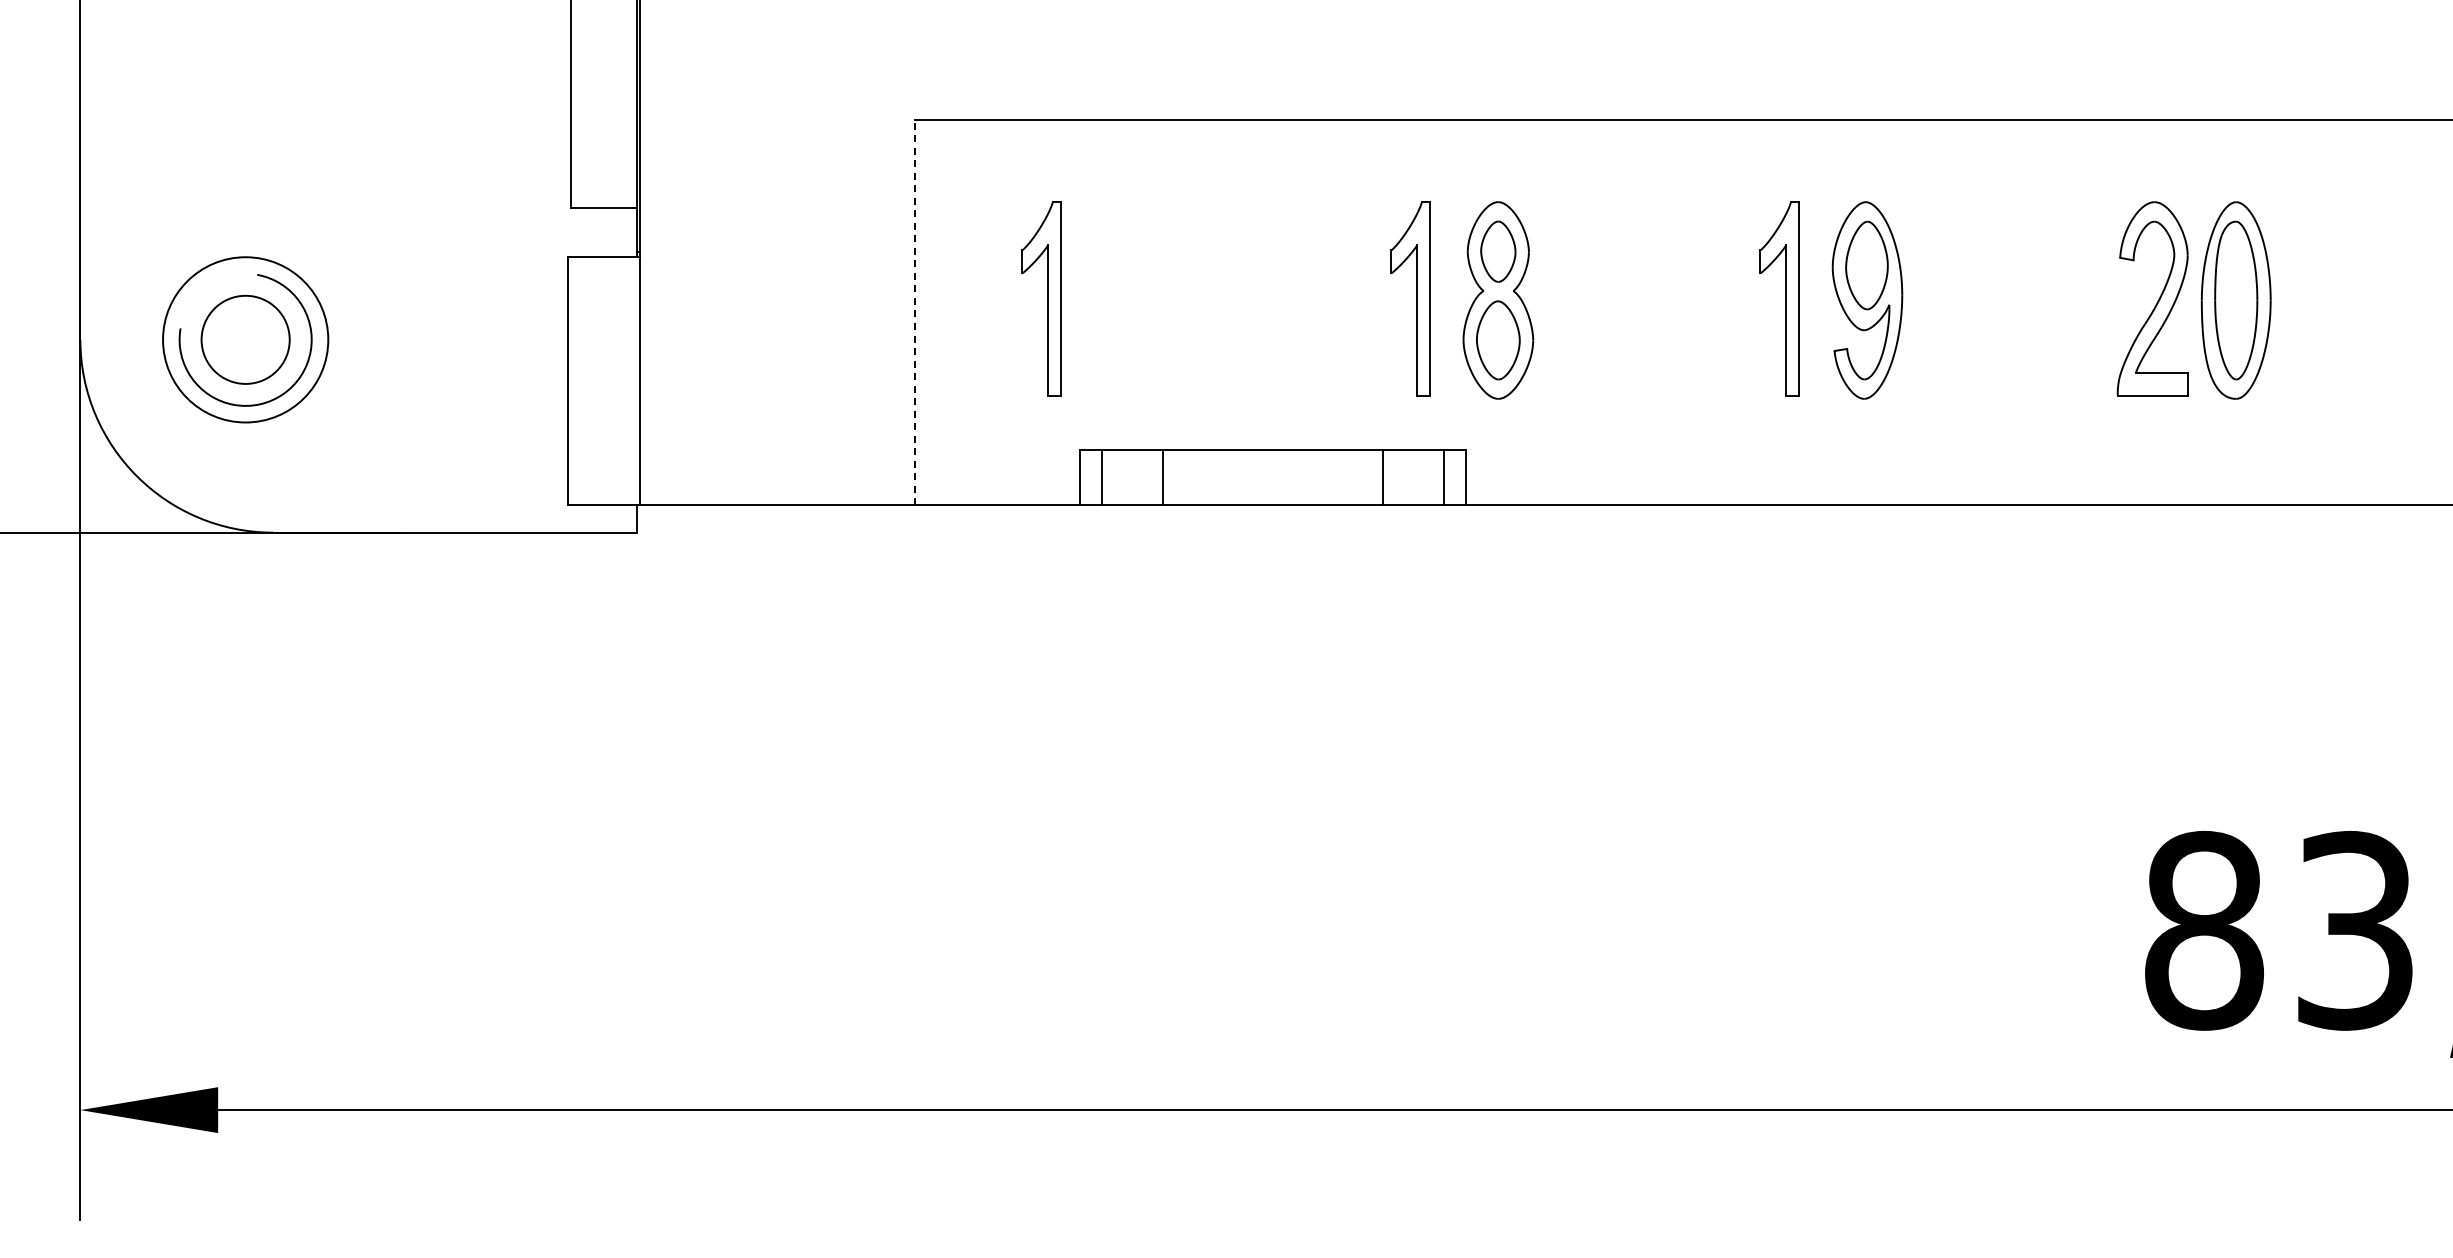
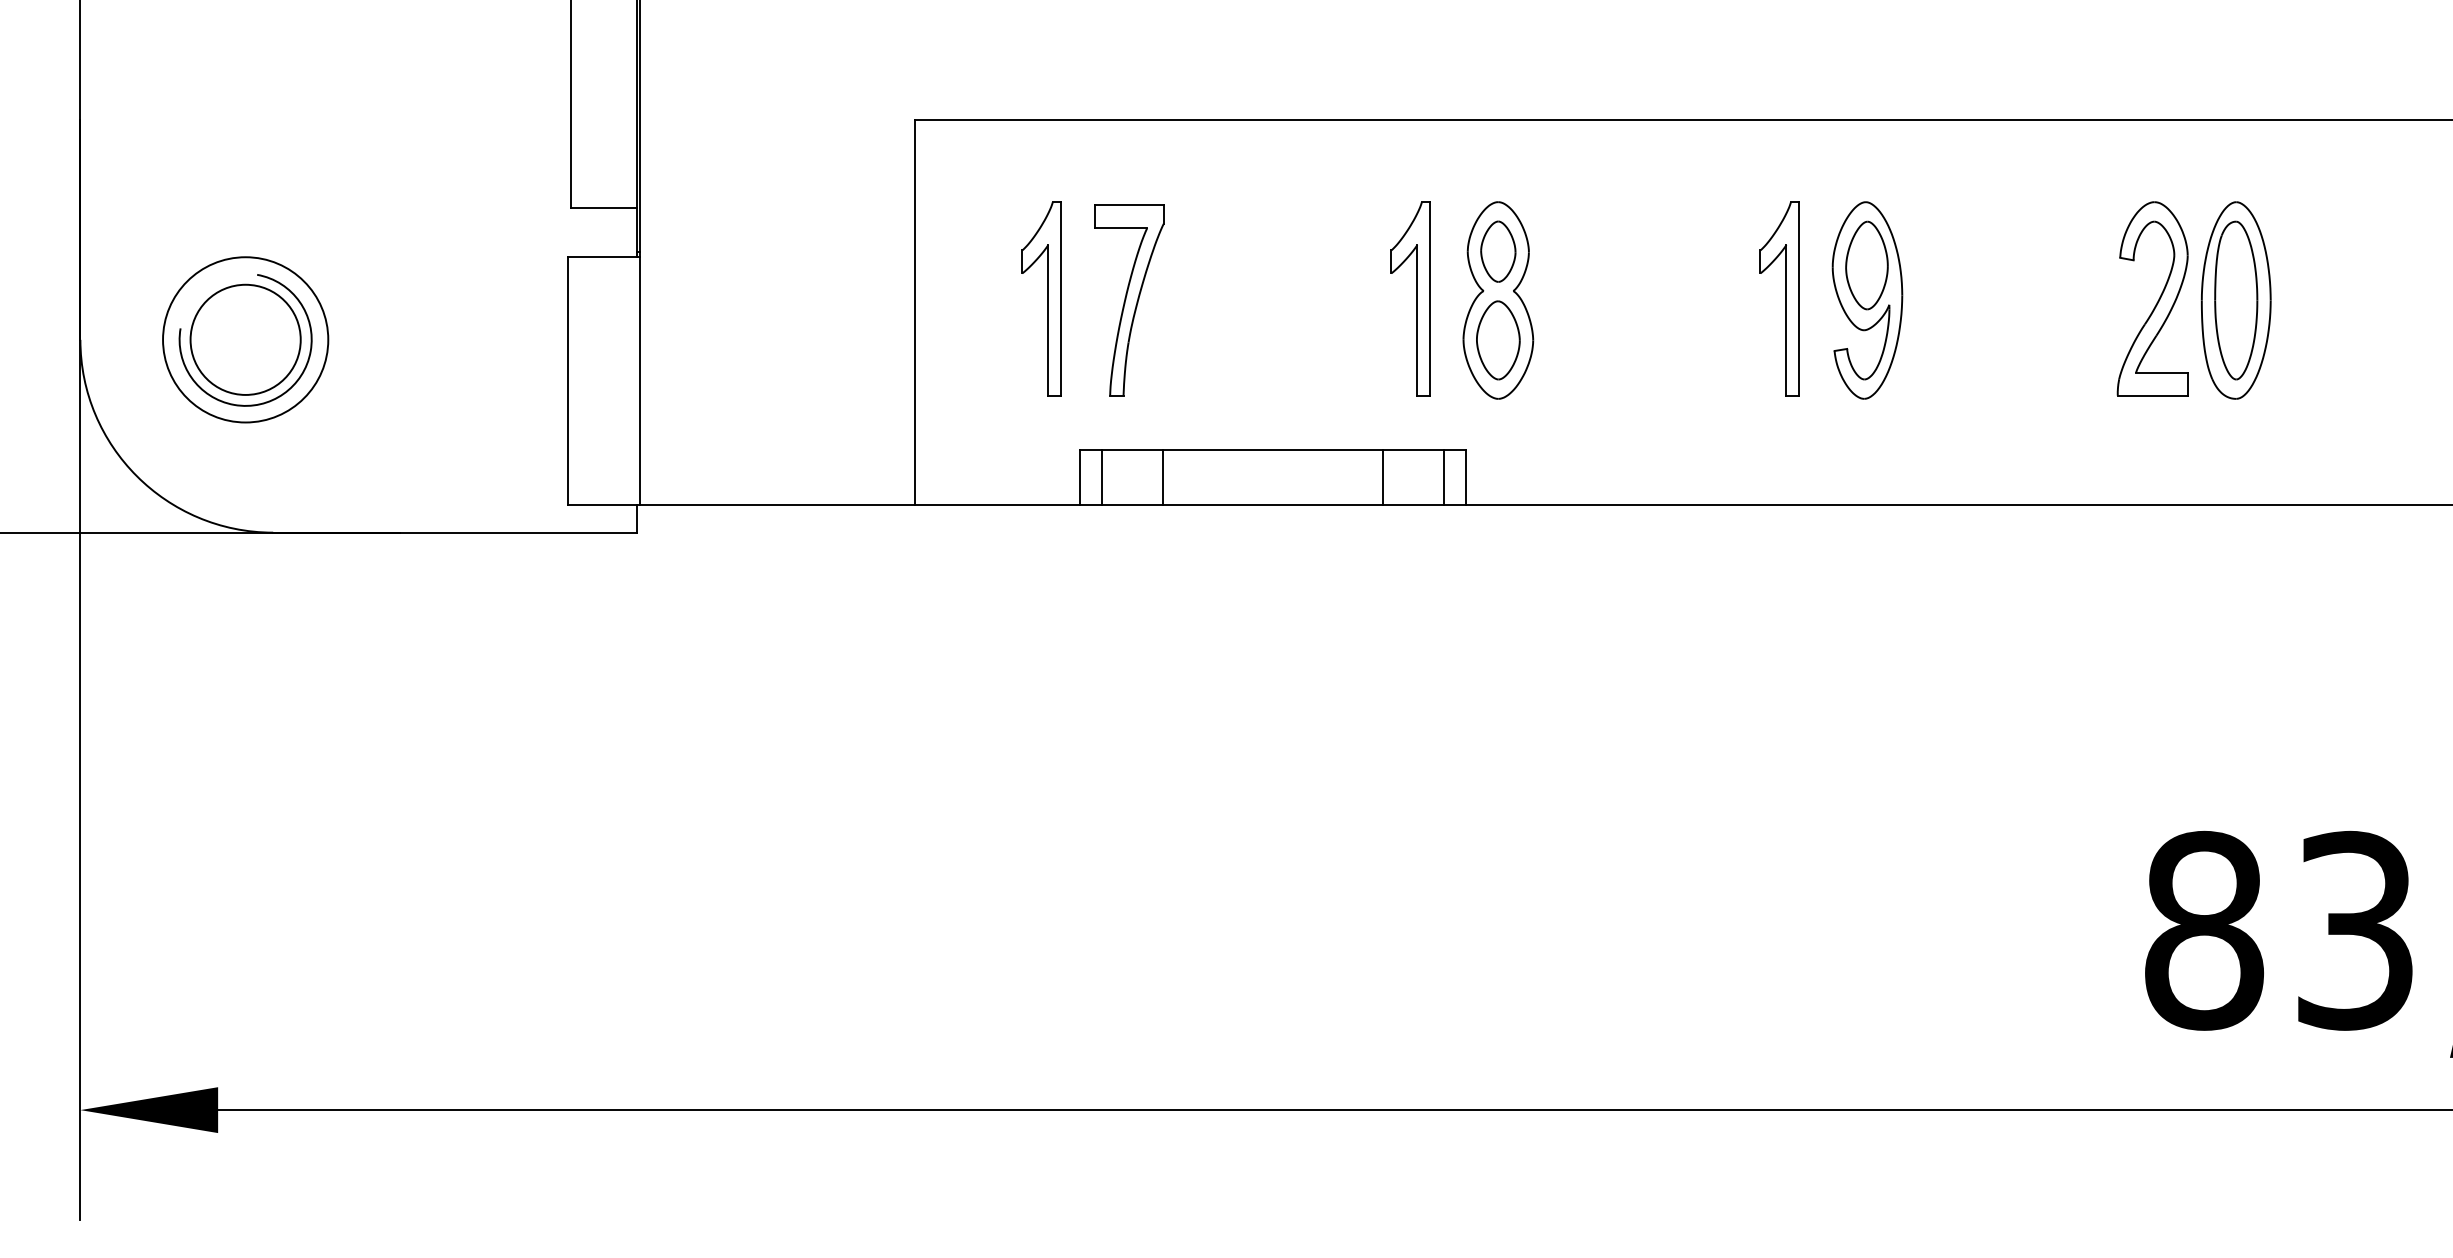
part: none -> present (1129, 300)
line: dashed -> solid (914, 312)
circle diameter: 88 px -> 110 px (245, 339)
